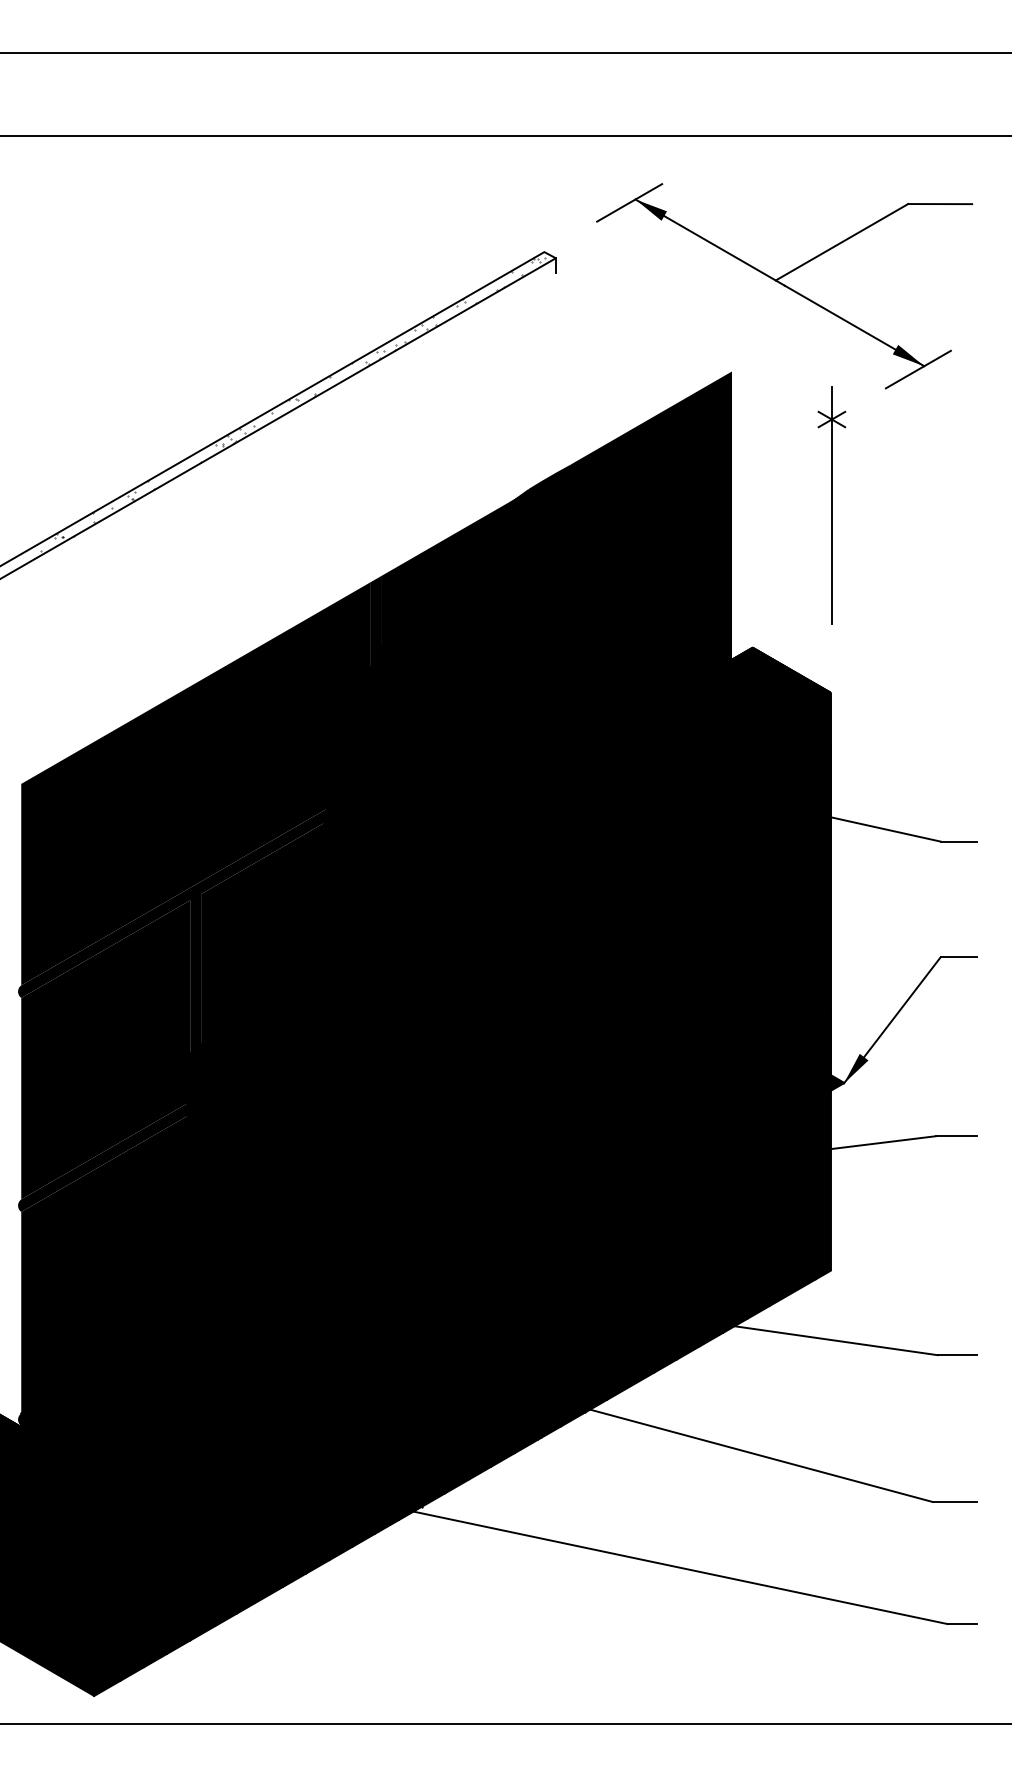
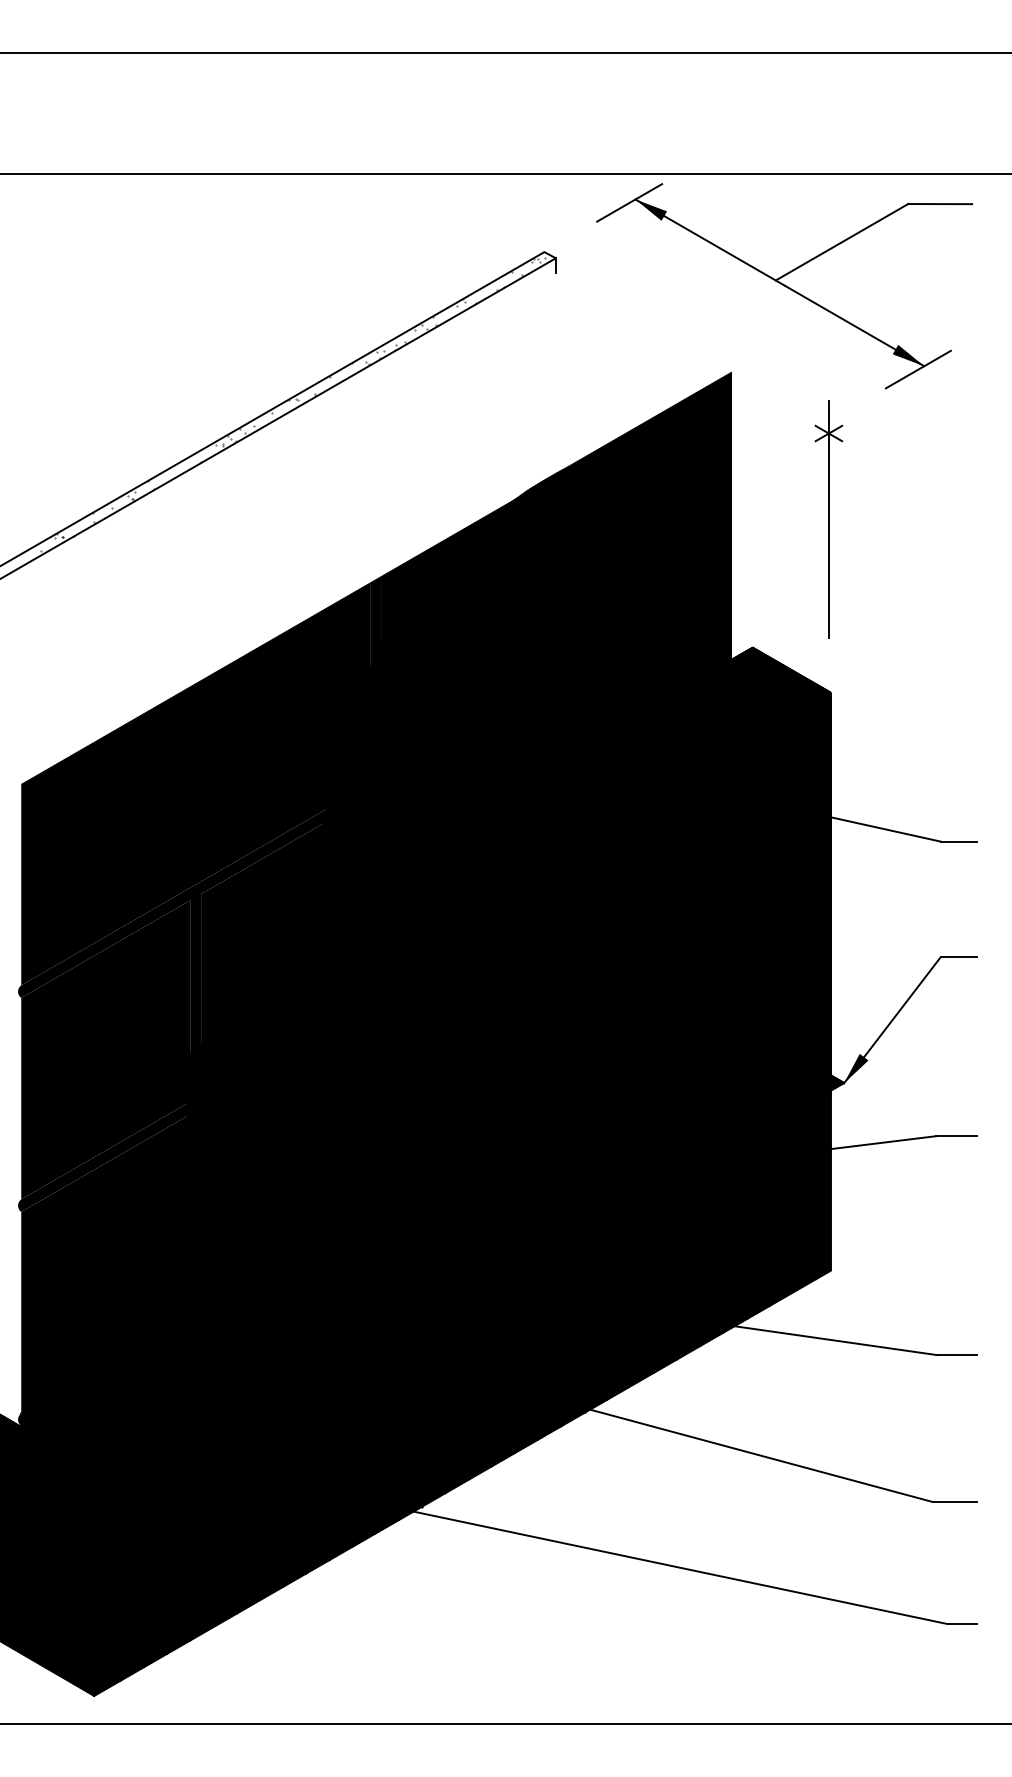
line position: (505, 136) -> (505, 174) (505, 174)
part position: (831, 505) -> (828, 519) (828, 519)
